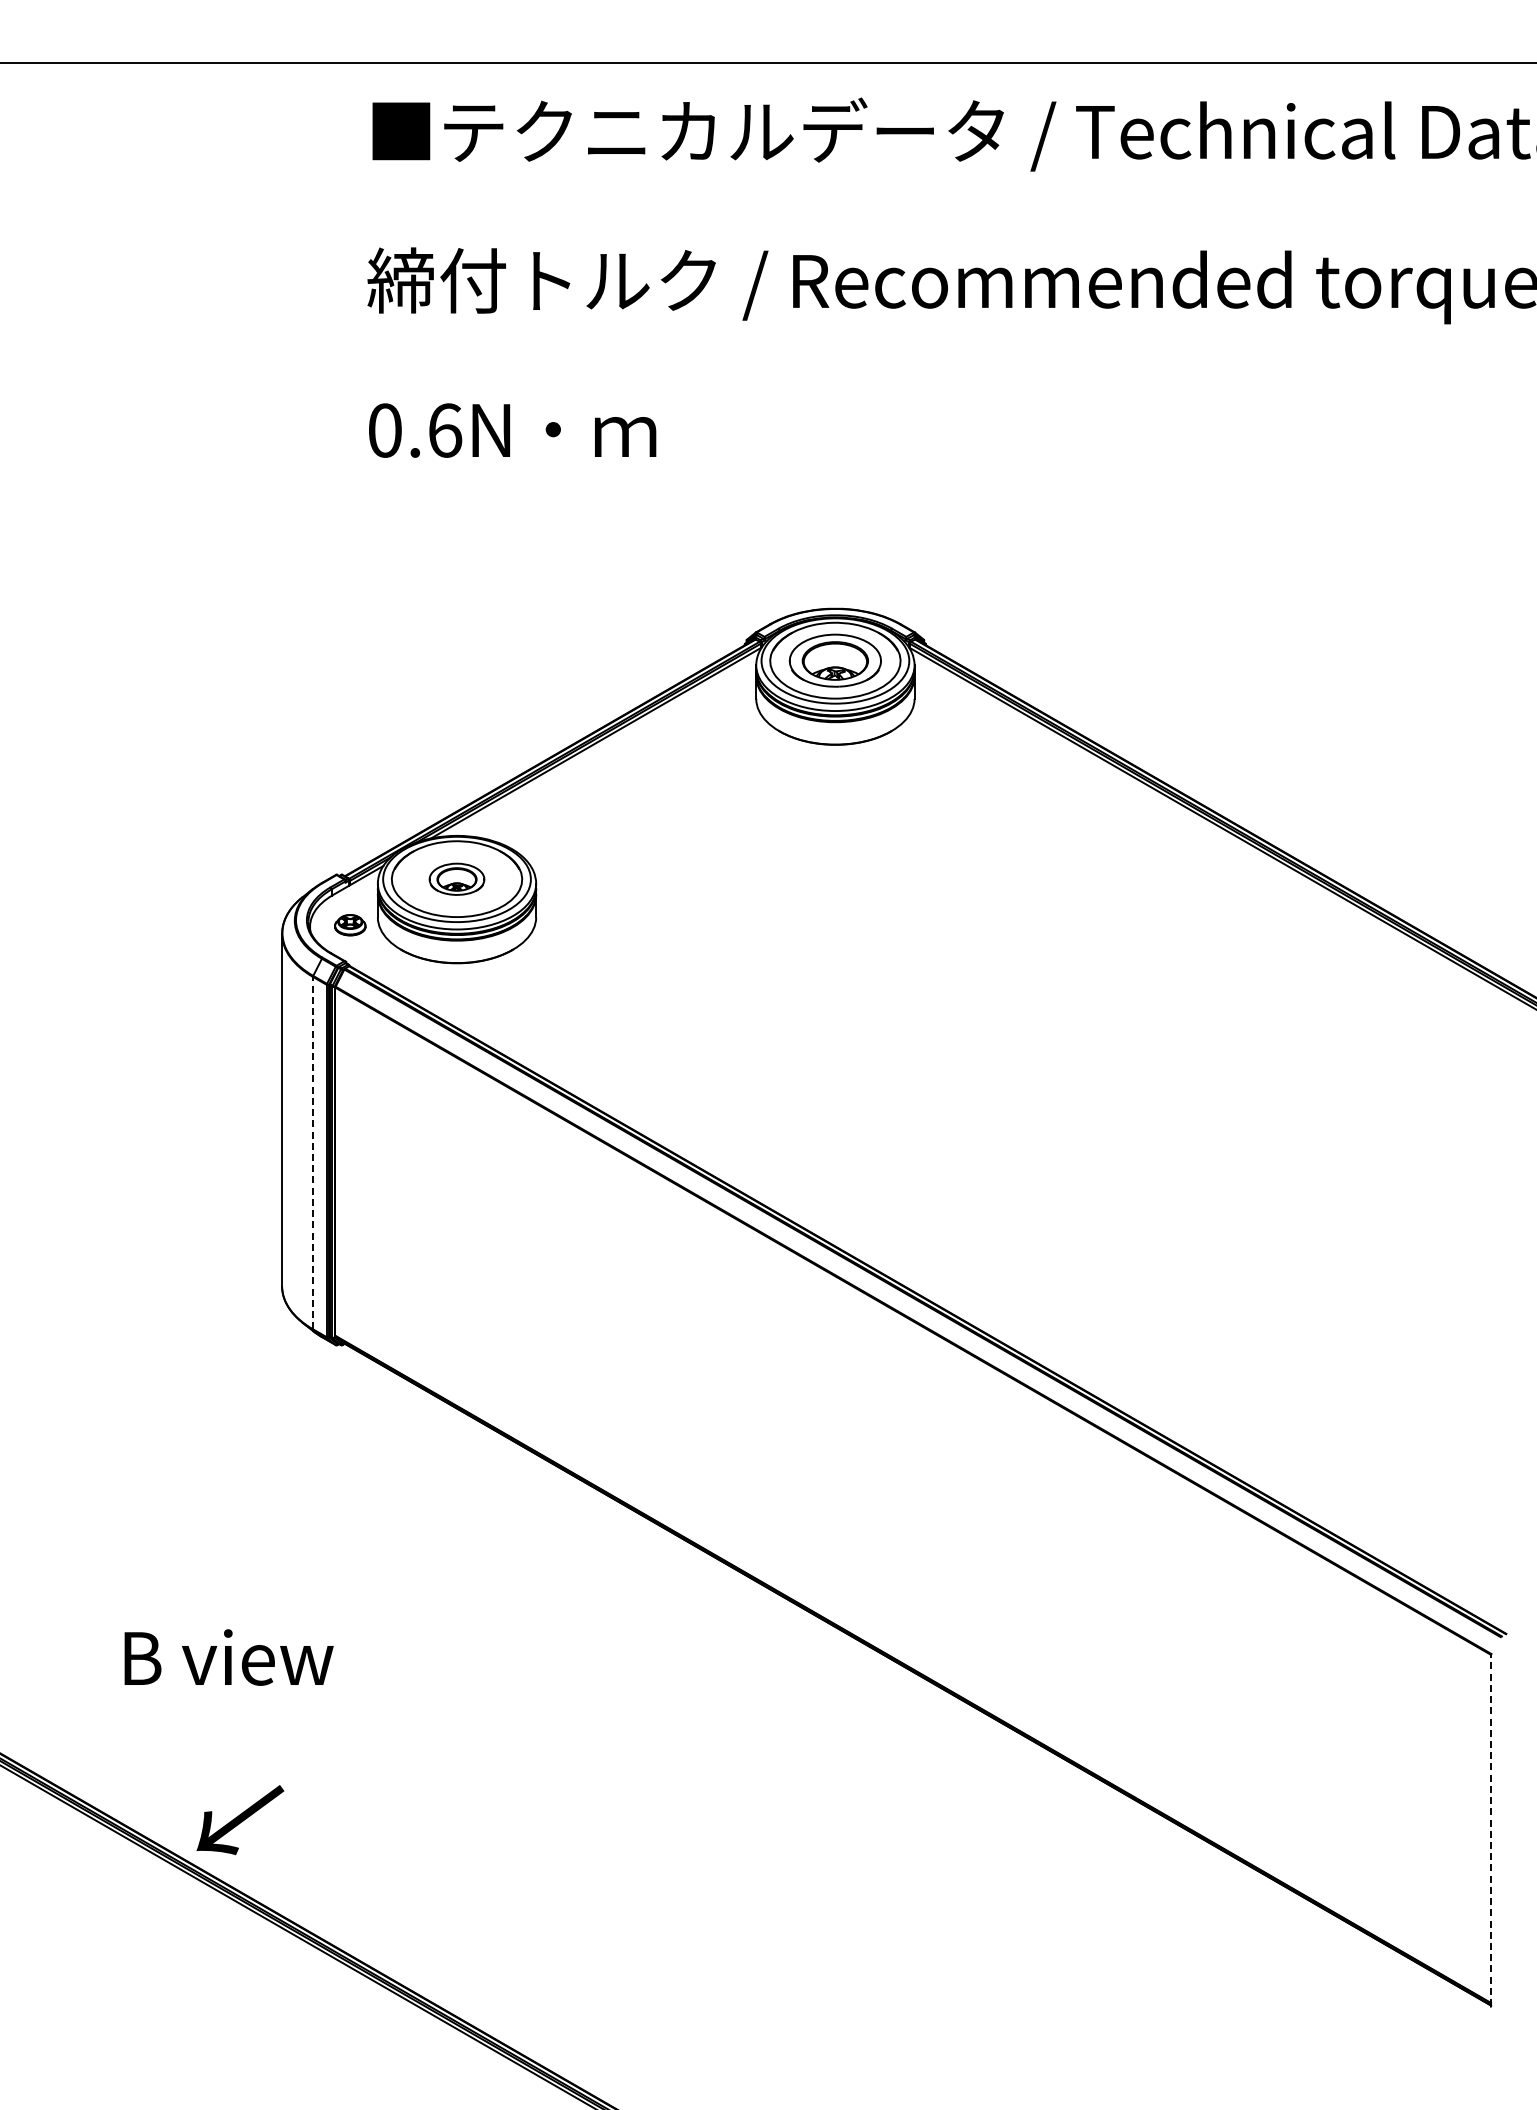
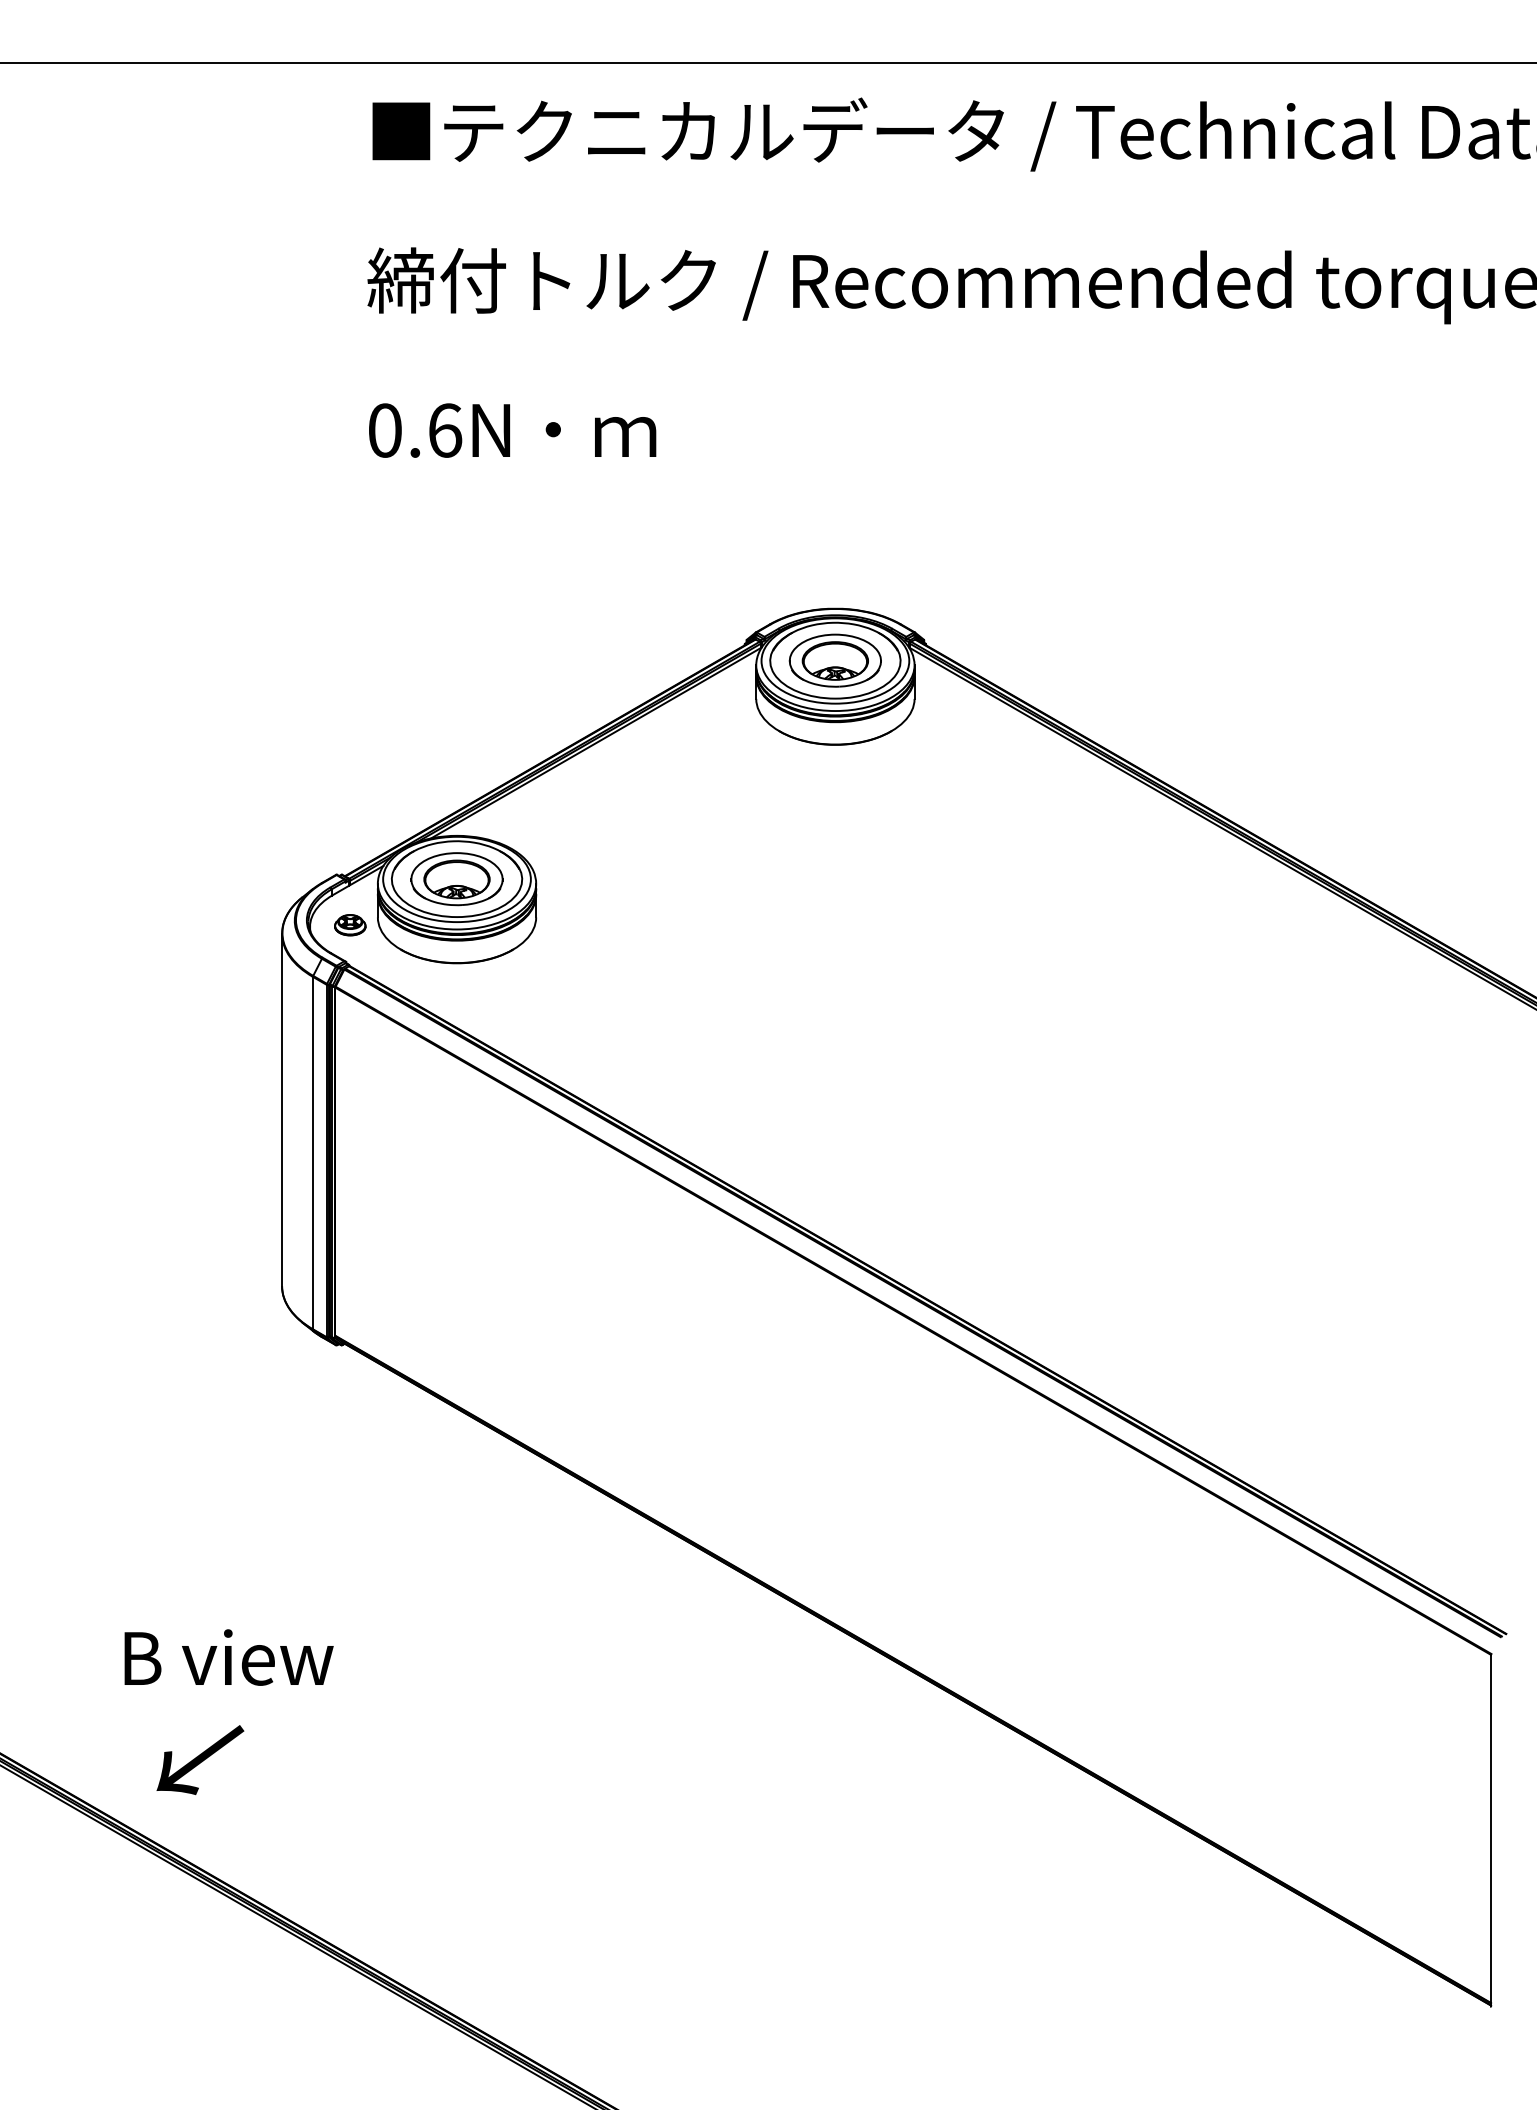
part size: 58x34 px -> 94x55 px (456, 879)
line: dashed -> solid (312, 1152)
text position: (240, 1820) -> (200, 1760) (200, 1760)
line: dashed -> solid (1490, 1830)
